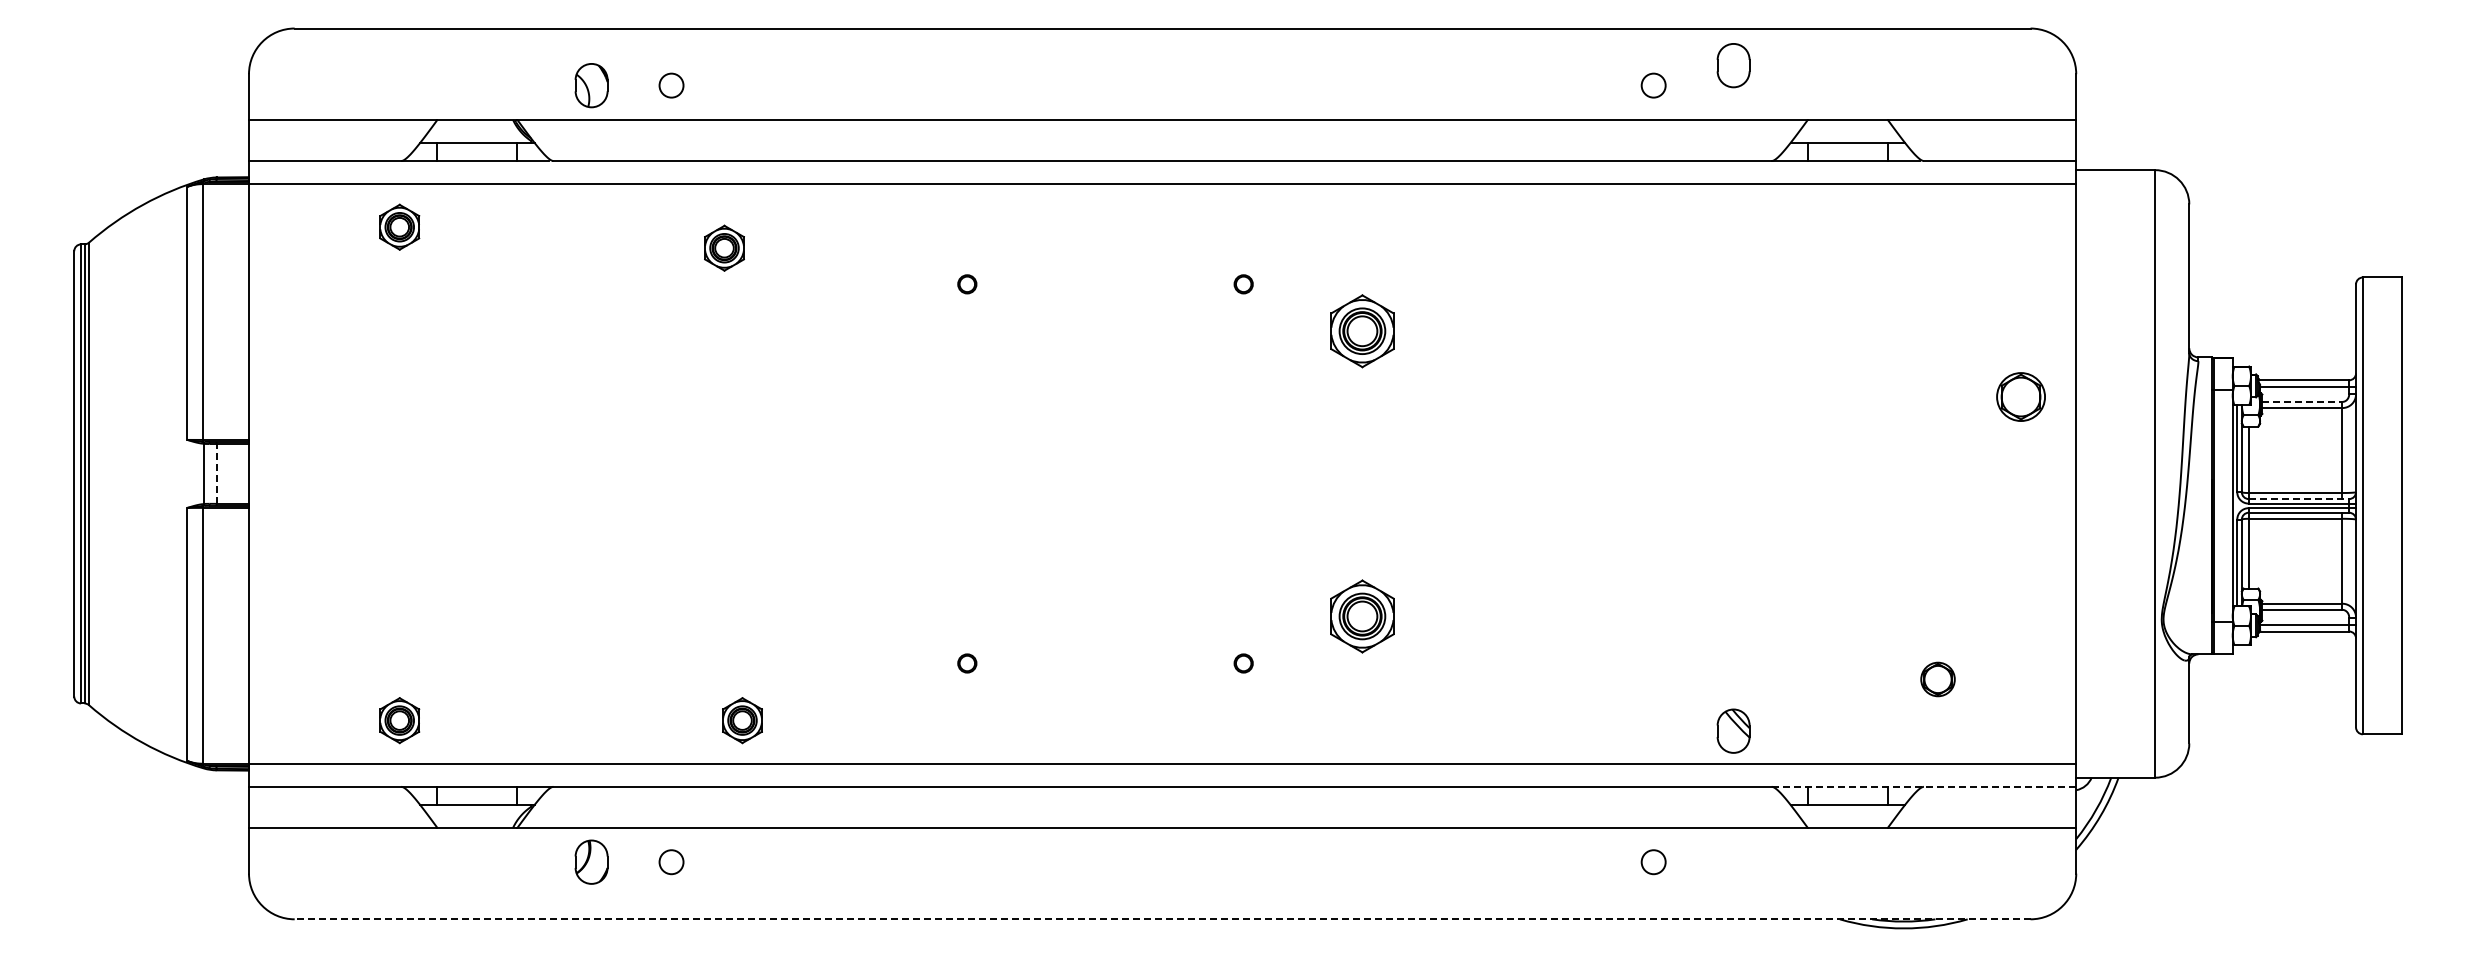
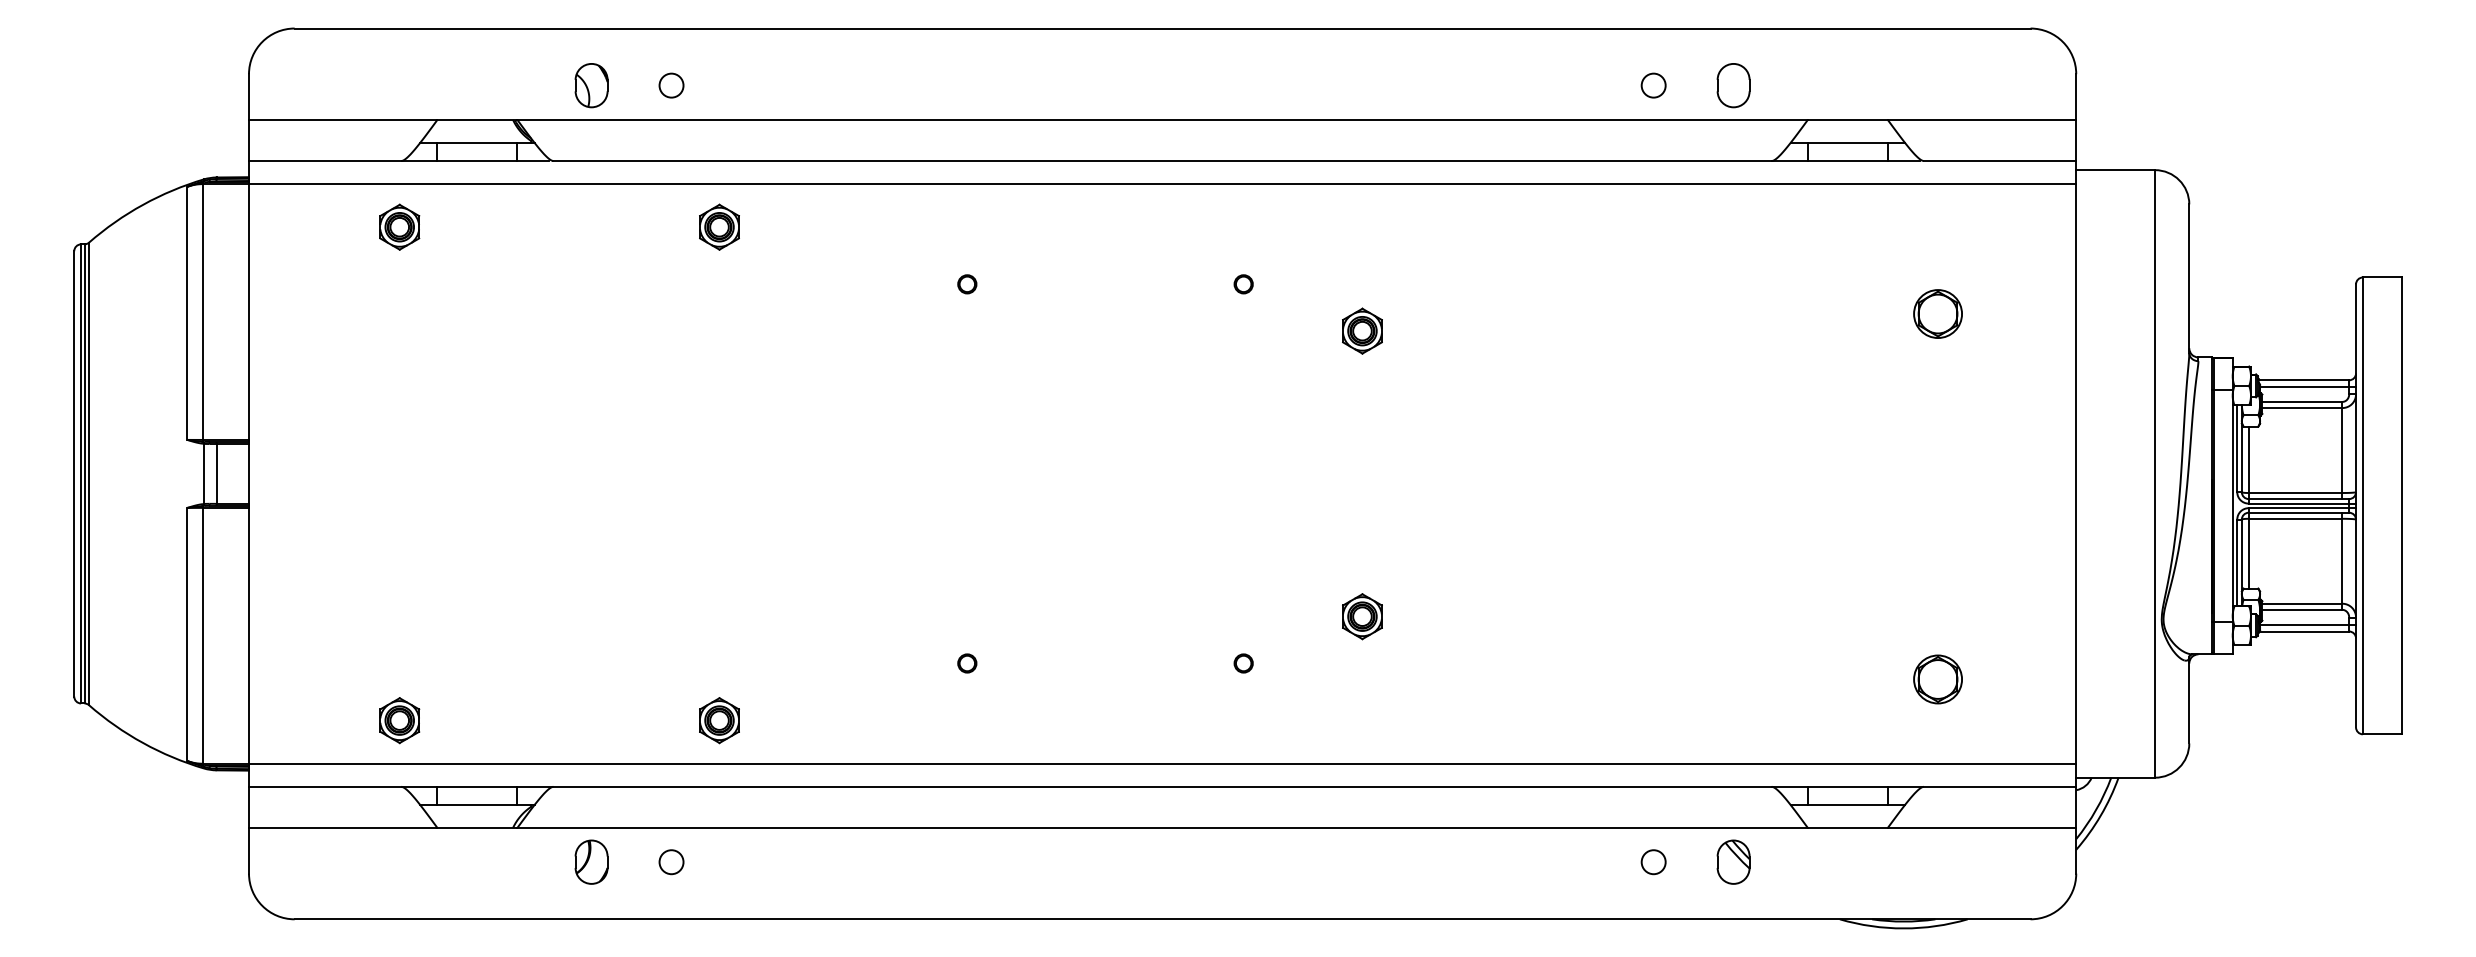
part position: (1733, 65) -> (1733, 85) (1733, 85)
part position: (724, 247) -> (719, 226) (719, 226)
part size: 65x75 px -> 41x48 px (1362, 330)
part position: (2020, 396) -> (1937, 313) (1937, 313)
line: dashed -> solid (2302, 401)
line: dashed -> solid (216, 473)
line: dashed -> solid (2299, 499)
part size: 65x75 px -> 41x48 px (1362, 616)
part size: 36x37 px -> 50x51 px (1937, 679)
part position: (742, 720) -> (719, 720) (719, 720)
part position: (1733, 730) -> (1733, 861) (1733, 861)
line: dashed -> solid (1924, 786)
line: dashed -> solid (1162, 919)
